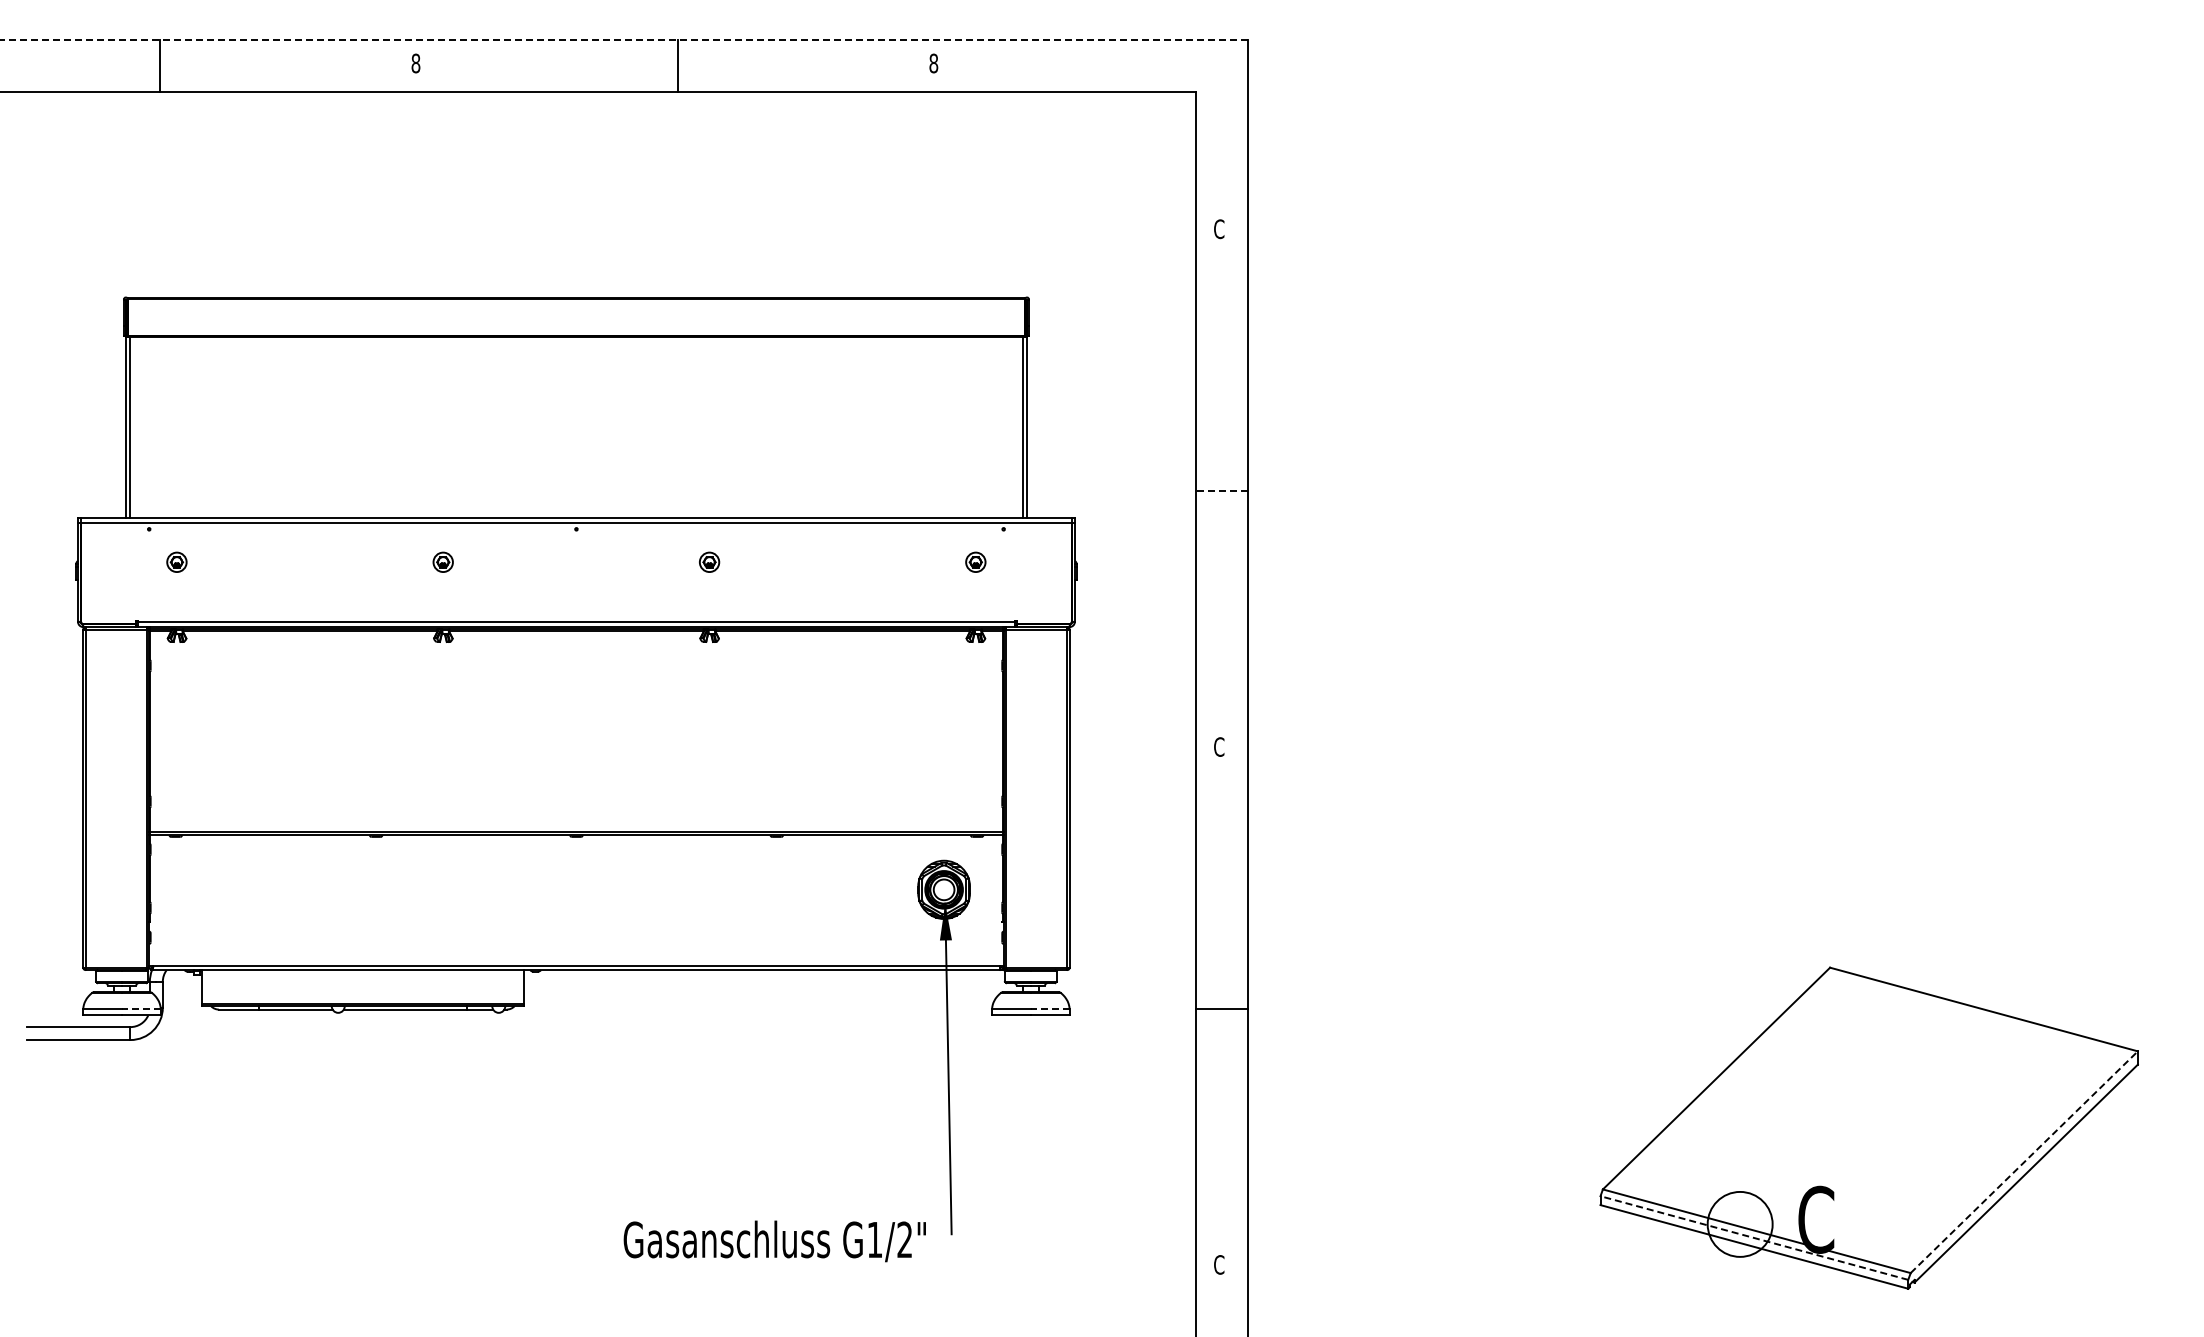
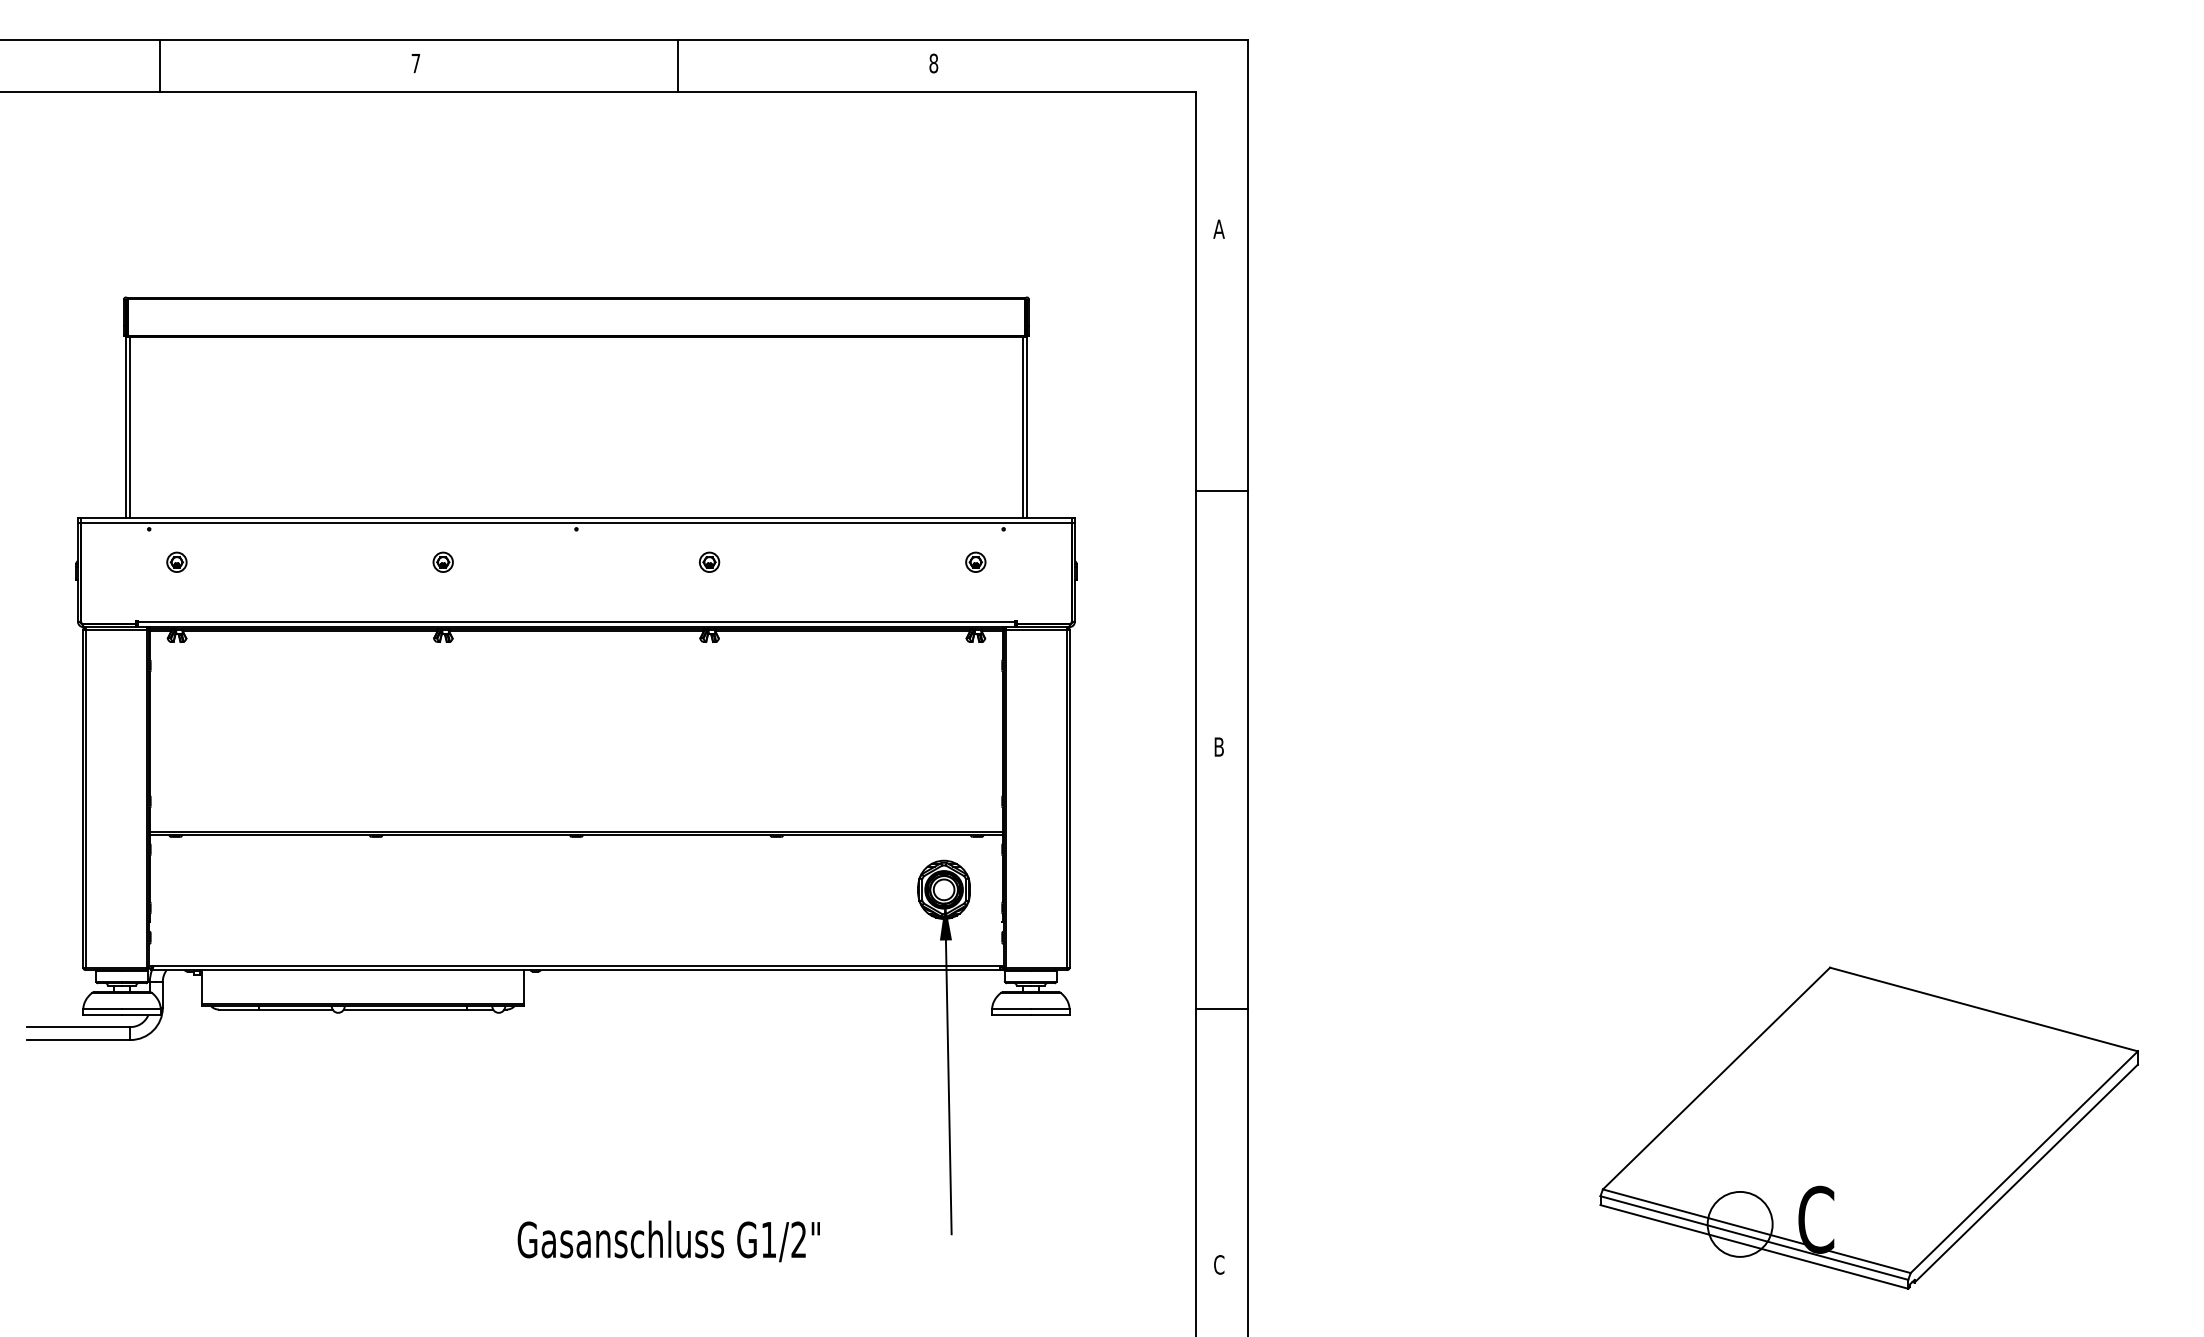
line: dashed -> solid (623, 40)
text: 8 -> 7 (415, 63)
text: C -> A (1218, 229)
line: dashed -> solid (1221, 490)
text: C -> B (1219, 746)
line: dashed -> solid (140, 1008)
line: dashed -> solid (1049, 1008)
line: dashed -> solid (2024, 1162)
line: dashed -> solid (1753, 1237)
text position: (774, 1241) -> (668, 1241) (668, 1241)
